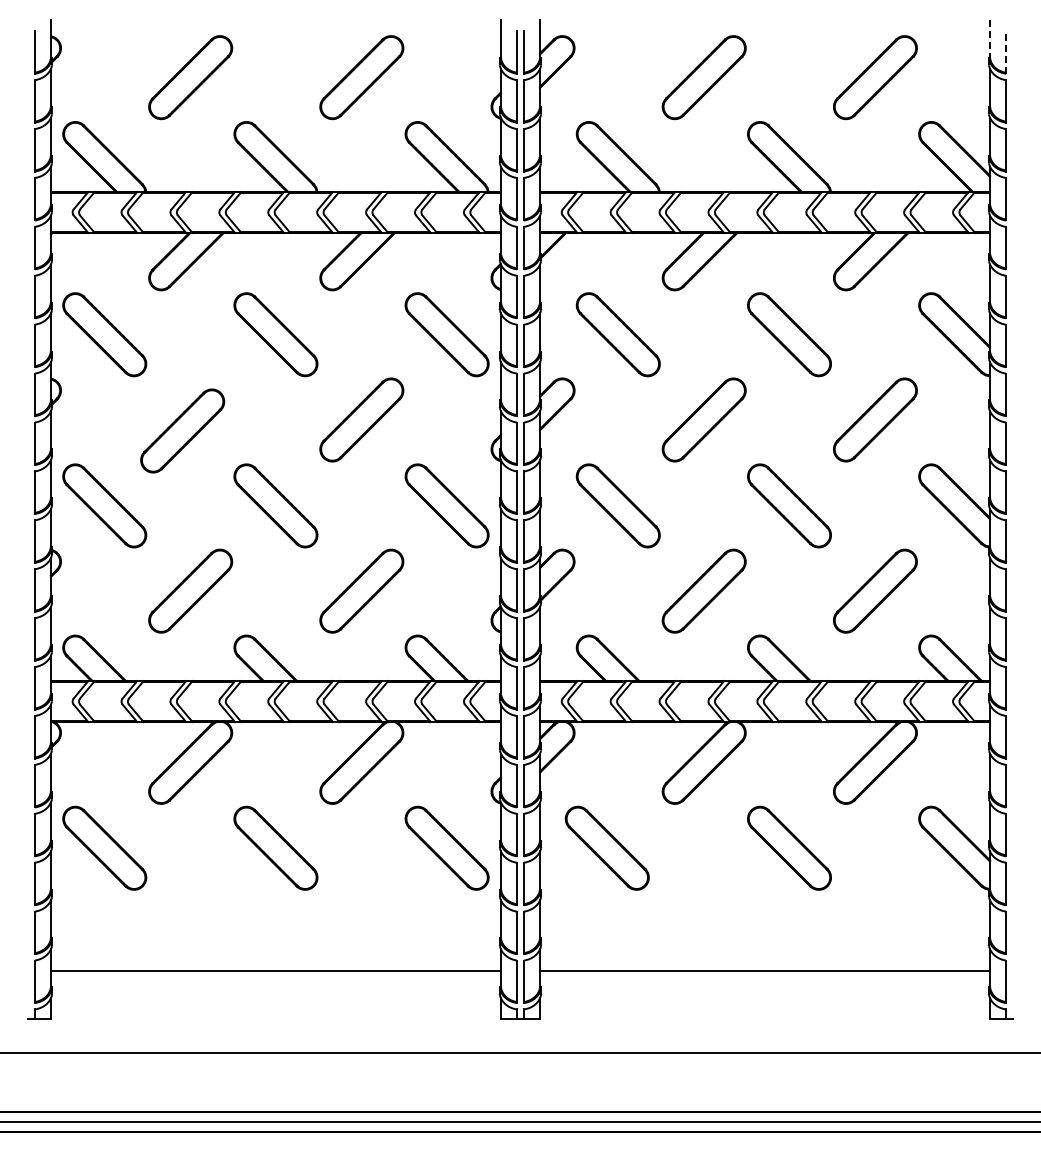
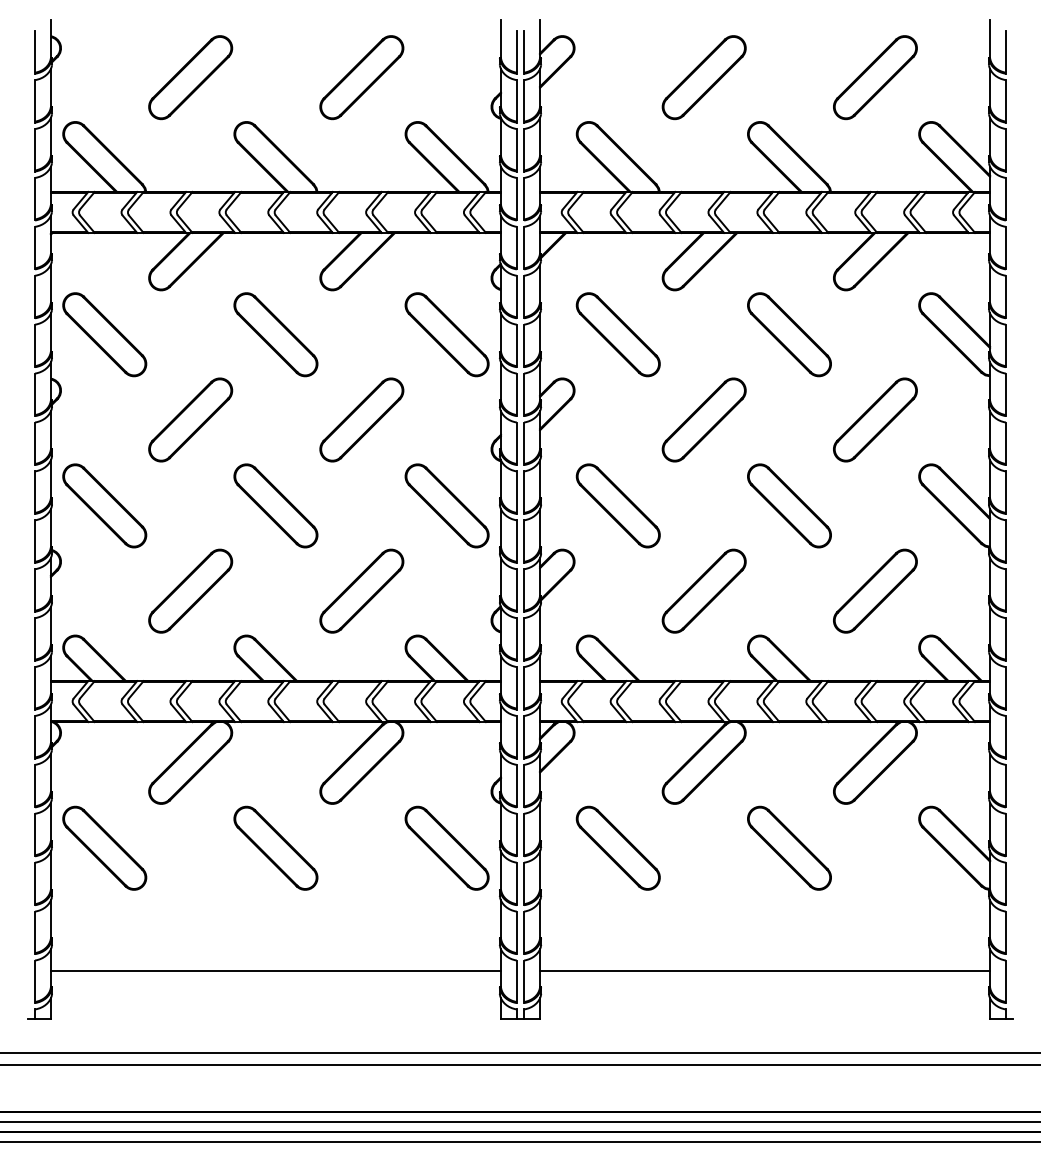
line: dashed -> solid (990, 39)
line: dashed -> solid (1005, 52)
part position: (182, 430) -> (190, 419) (190, 419)
part position: (606, 847) -> (617, 847) (617, 847)
line: none -> present (519, 1065)
line: none -> present (519, 1141)
